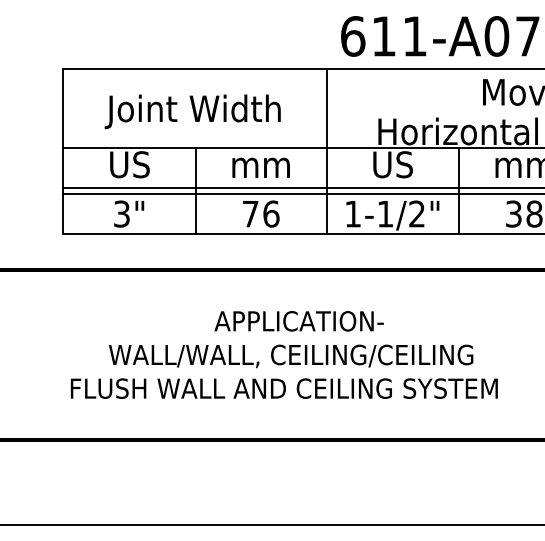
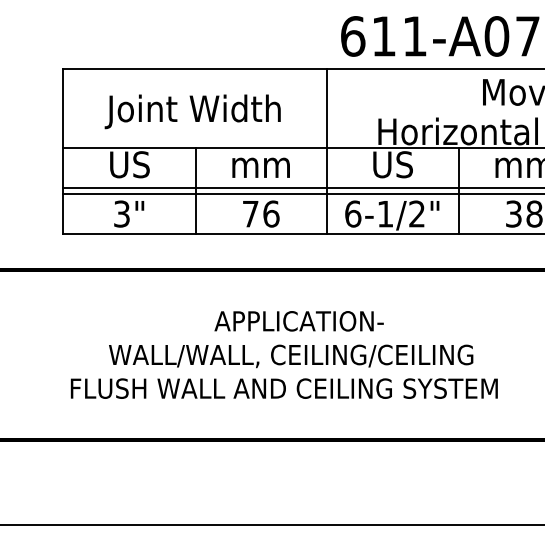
text: 1-1/2" -> 6-1/2" (353, 213)
